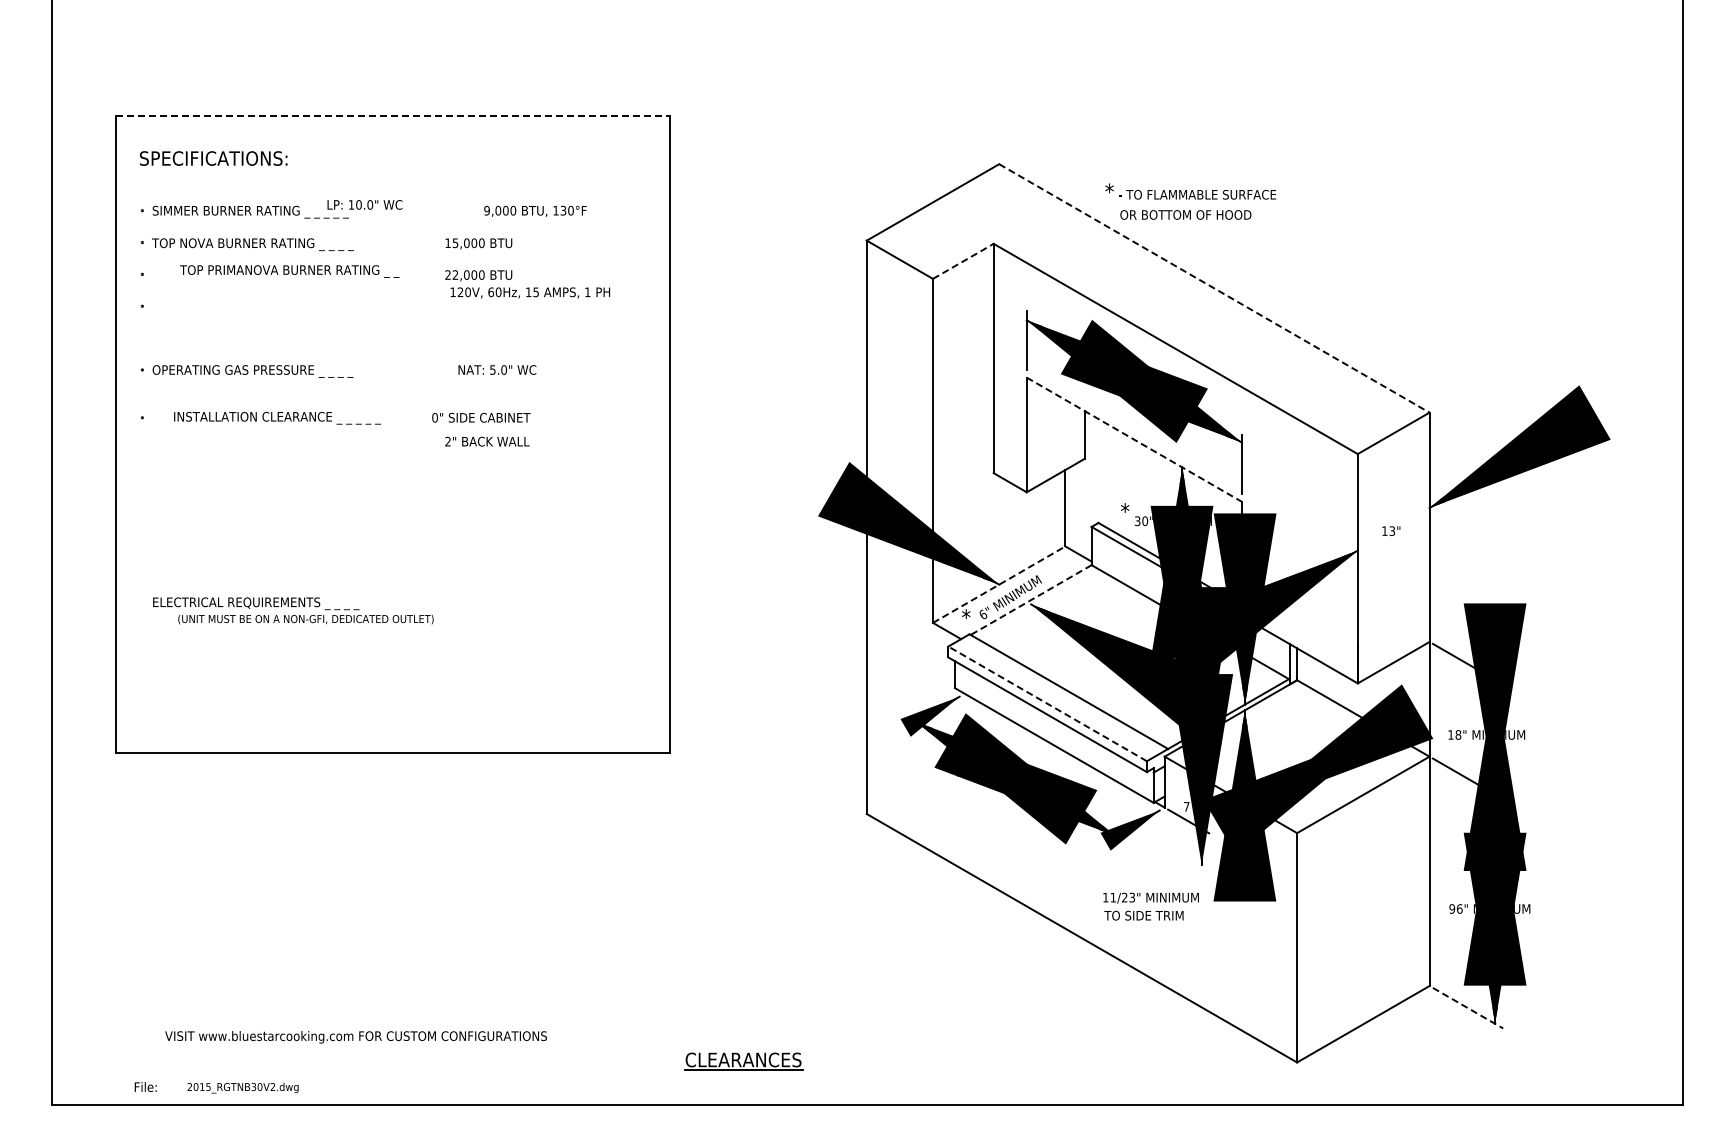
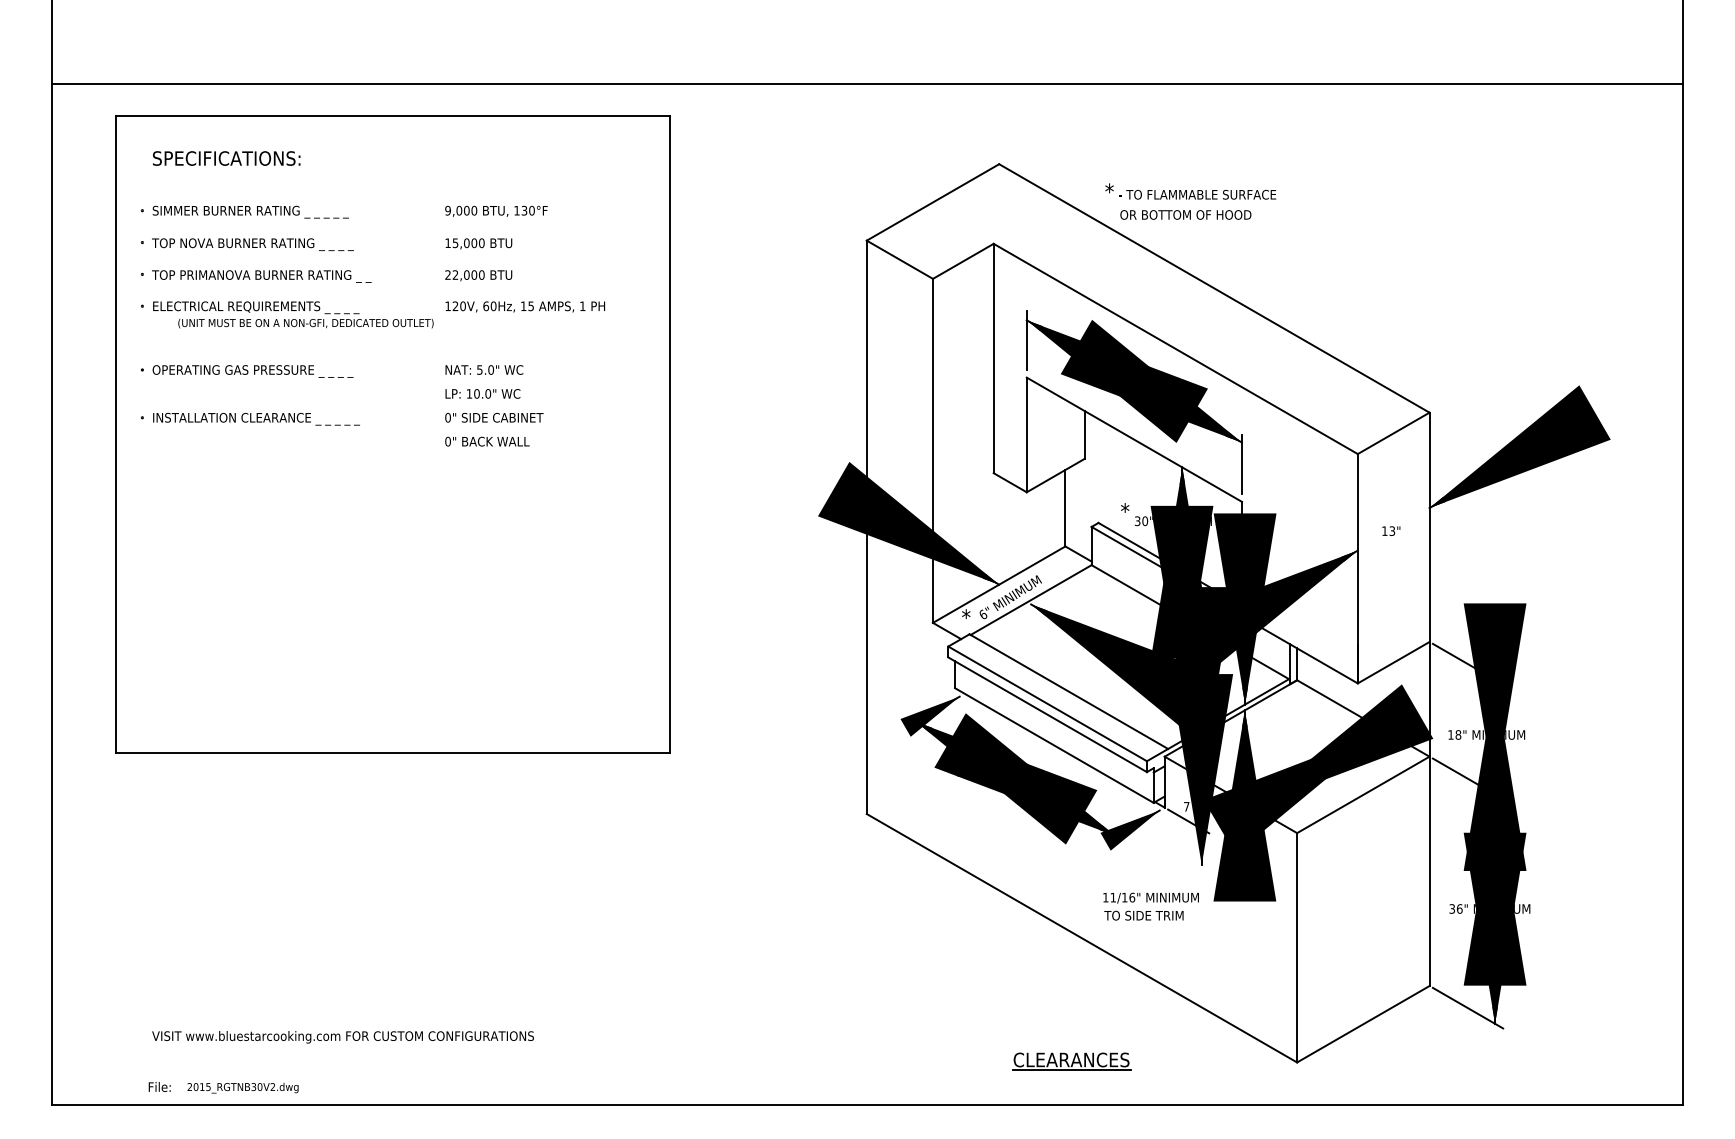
line: none -> present (867, 84)
line: dashed -> solid (393, 116)
text position: (213, 158) -> (226, 158) (226, 158)
text position: (364, 204) -> (482, 393) (482, 393)
text position: (535, 210) -> (496, 210) (496, 210)
line: dashed -> solid (963, 261)
text position: (289, 271) -> (261, 276) (261, 276)
line: dashed -> solid (1214, 288)
text position: (530, 292) -> (525, 306) (525, 306)
text position: (497, 369) -> (484, 369) (484, 369)
text position: (277, 417) -> (256, 418) (256, 418)
text position: (481, 417) -> (494, 417) (494, 417)
line: dashed -> solid (1134, 439)
text: 2" -> 0" (447, 441)
line: dashed -> solid (999, 584)
line: dashed -> solid (1031, 600)
text position: (293, 610) -> (293, 314) (293, 314)
line: dashed -> solid (1047, 703)
text: 11/23" -> 11/16" (1128, 897)
text: 96" -> 36" (1452, 908)
line: dashed -> solid (1468, 1008)
text position: (355, 1037) -> (342, 1037) (342, 1037)
part position: (743, 1061) -> (1071, 1061) (1071, 1061)
text position: (145, 1086) -> (159, 1086) (159, 1086)
